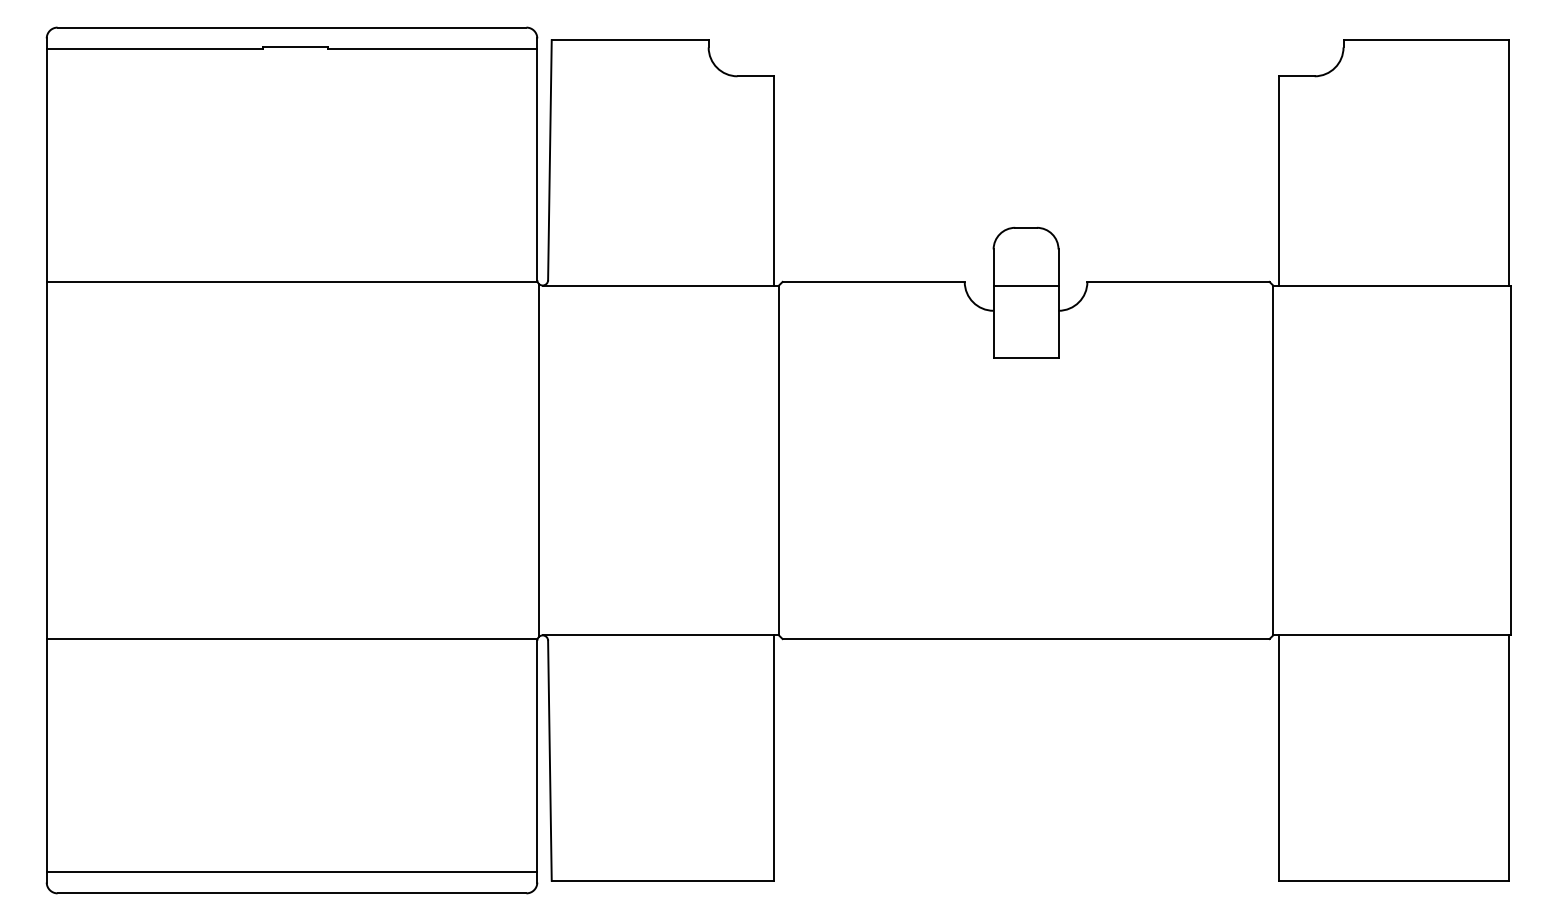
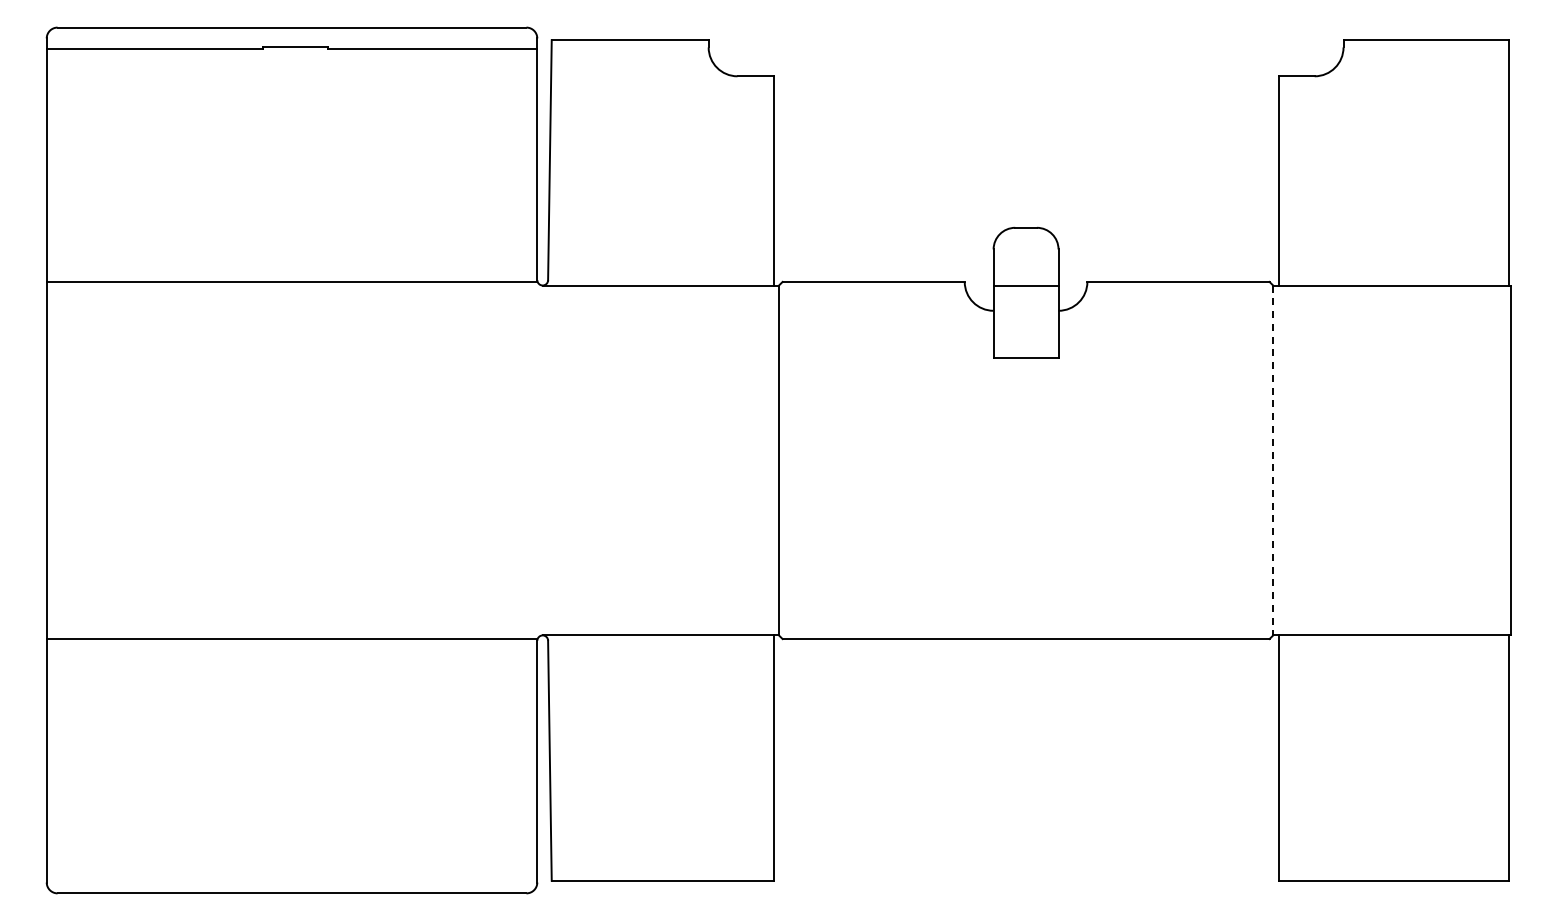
line: present -> none (539, 460)
line: solid -> dashed (1273, 460)
line: present -> none (291, 871)
